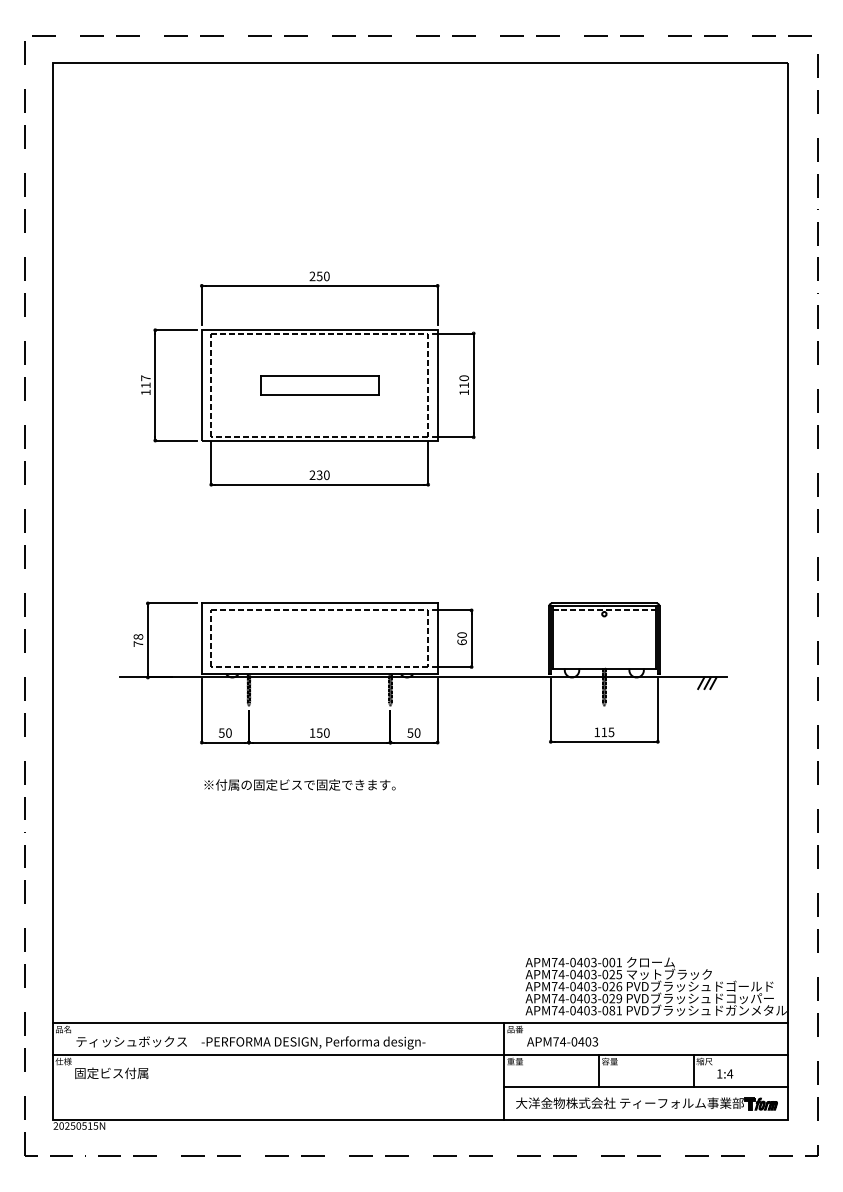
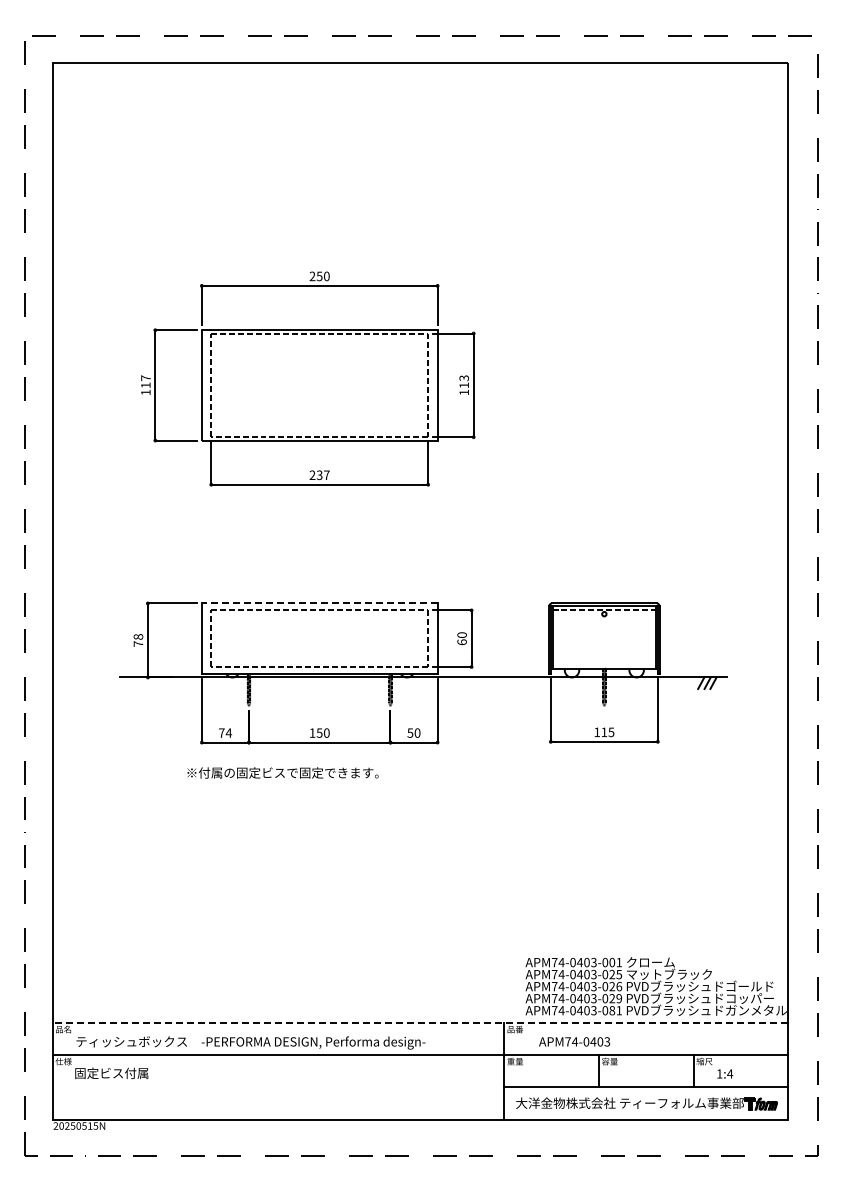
text: 110 -> 113 (463, 378)
part: present -> none (319, 385)
text: 230 -> 237 (326, 475)
line: solid -> dashed (319, 603)
text: 50 -> 74 (225, 732)
text position: (299, 784) -> (282, 772) (282, 772)
line: solid -> dashed (420, 1023)
text position: (562, 1041) -> (574, 1041) (574, 1041)
